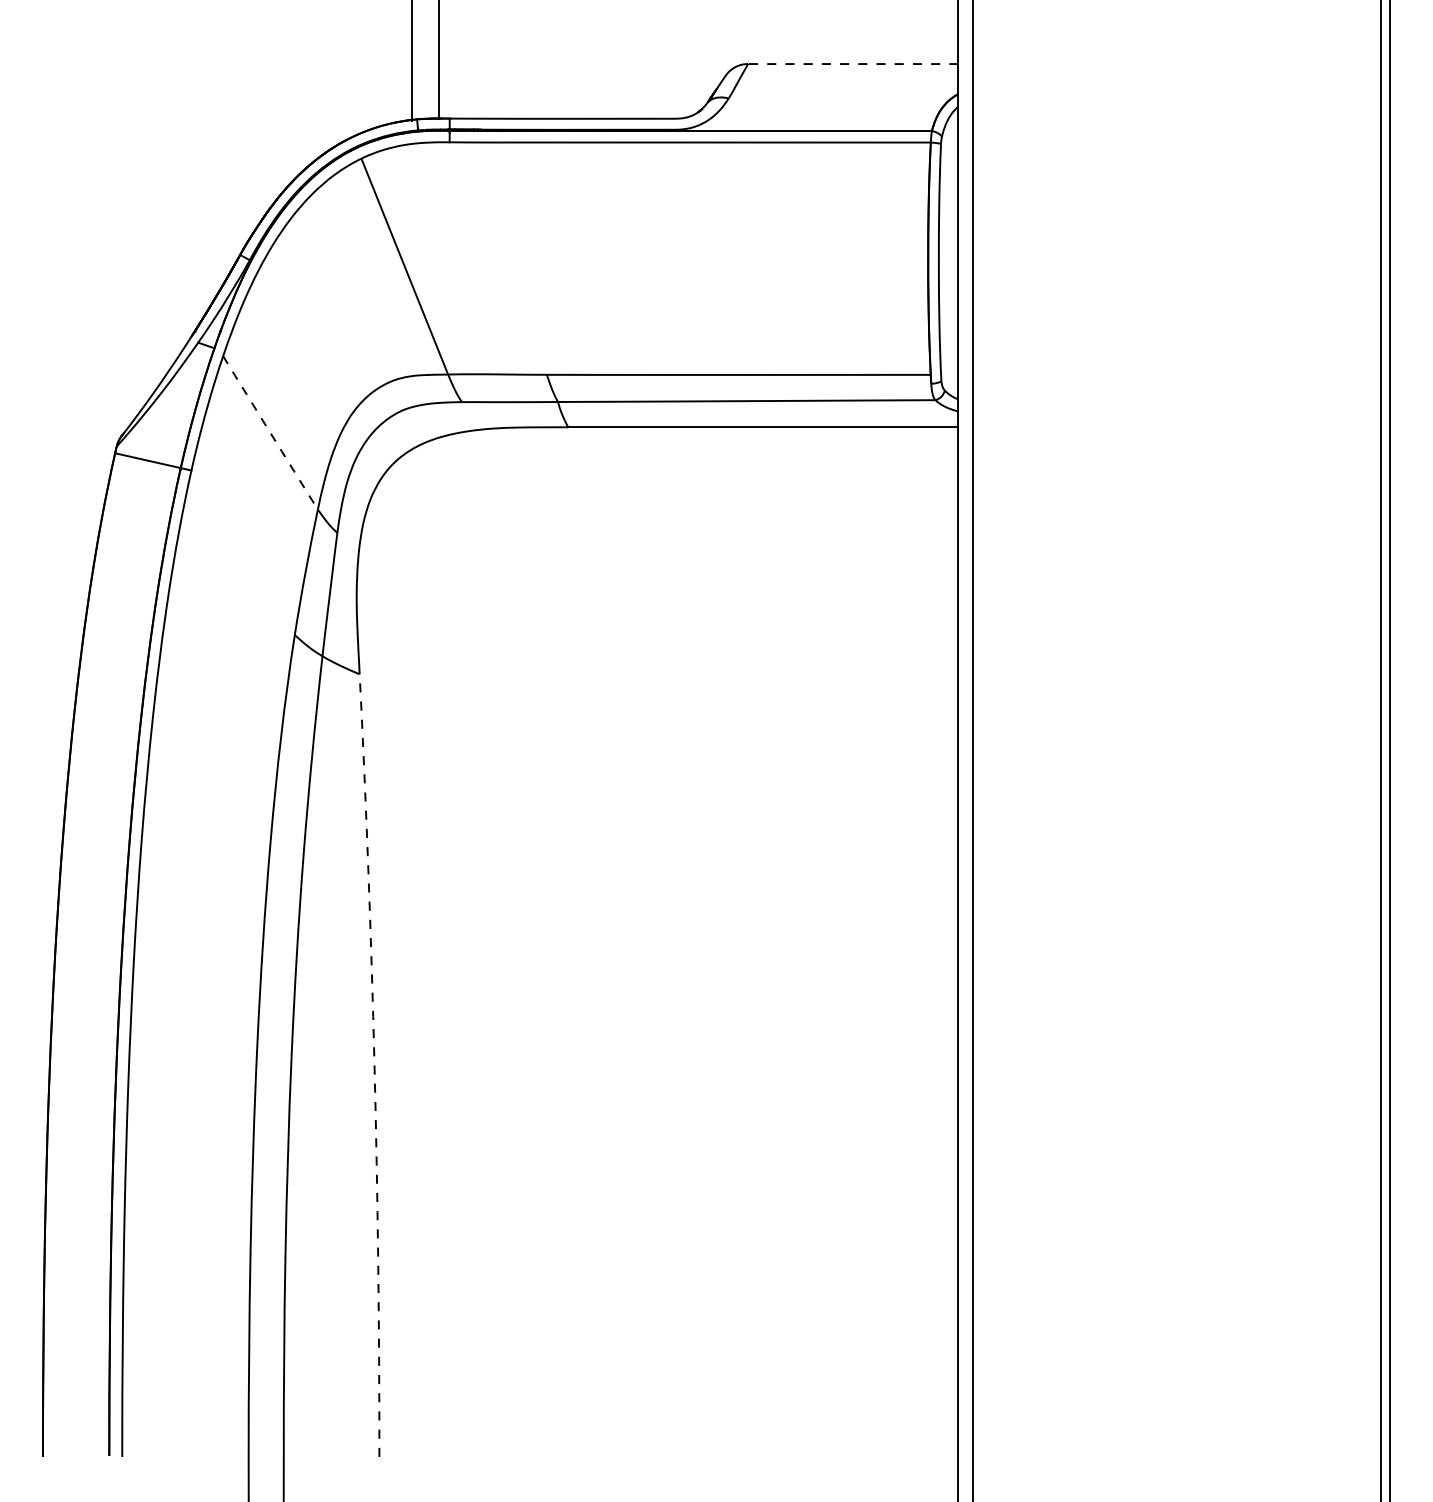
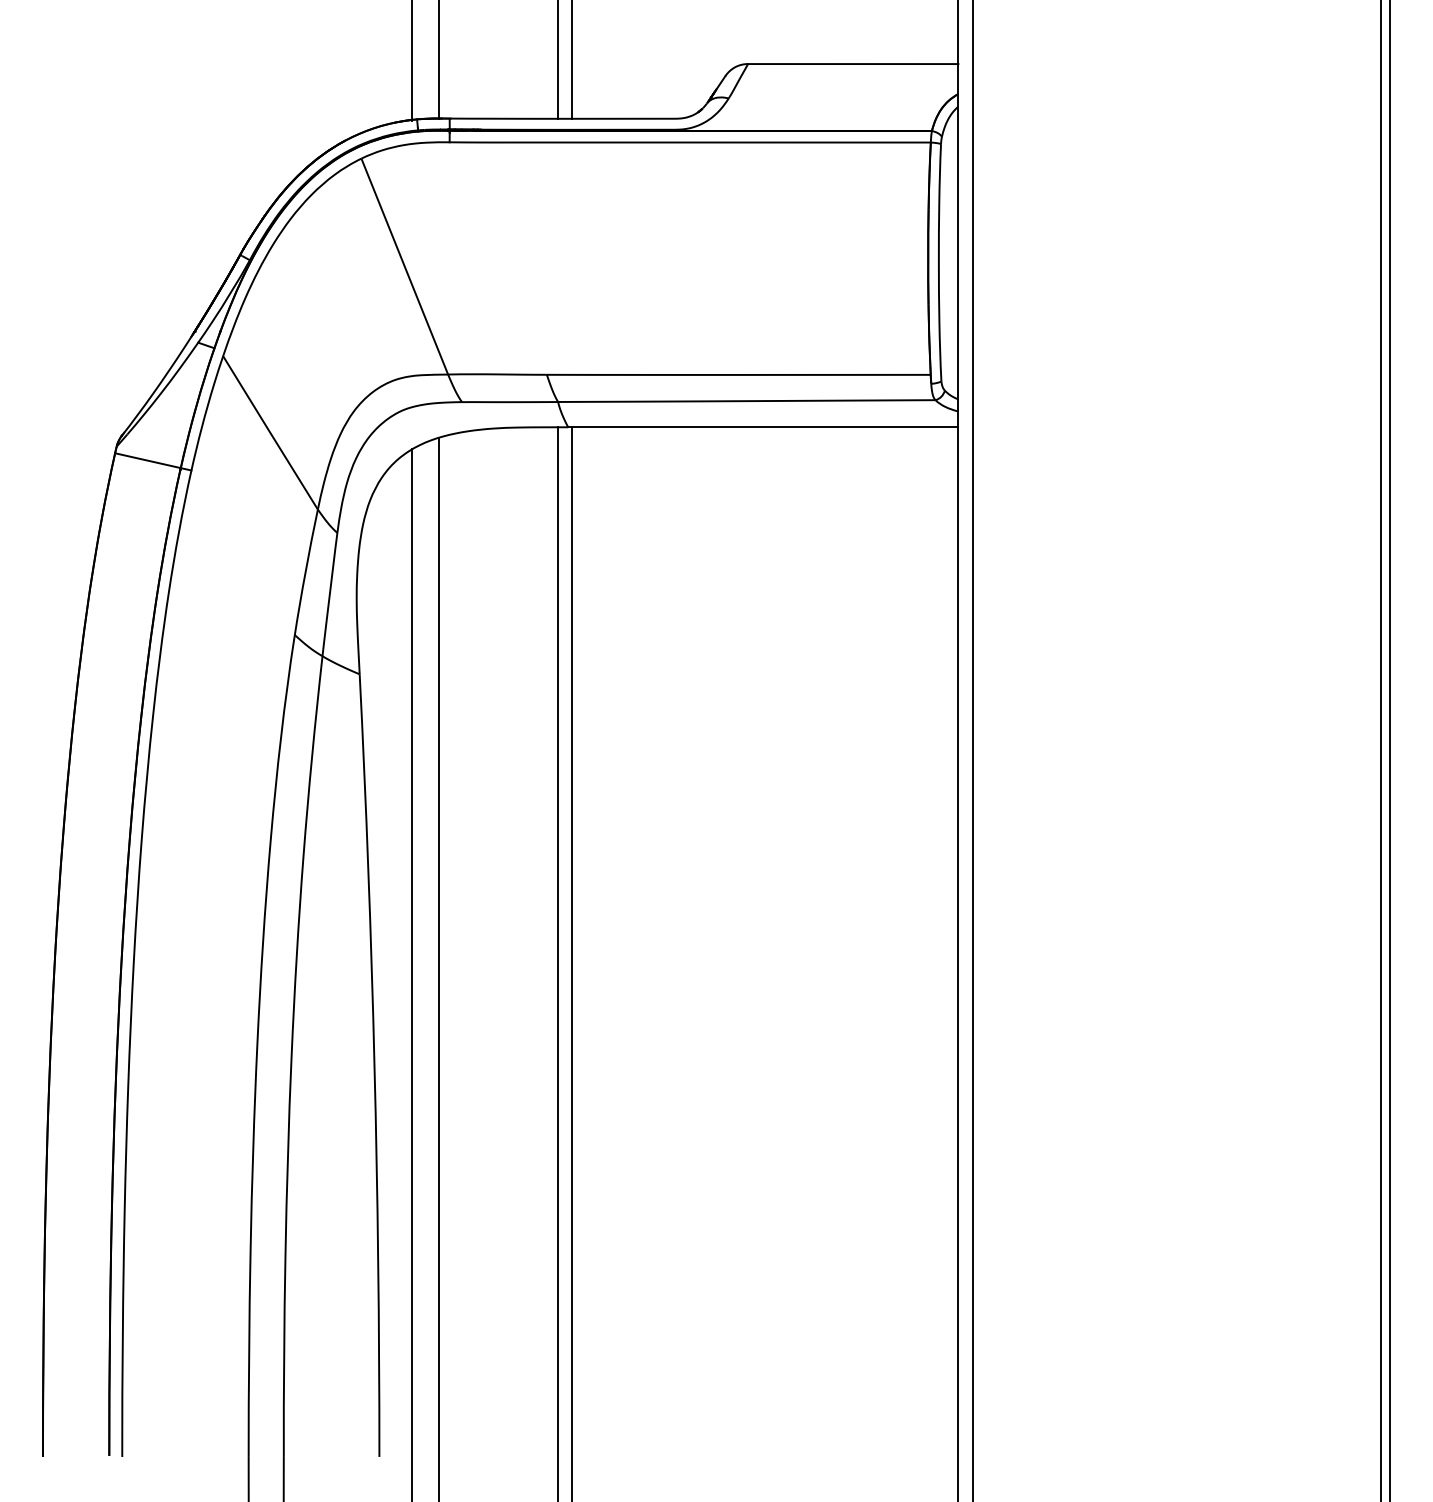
line: none -> present (557, 60)
line: none -> present (571, 60)
line: dashed -> solid (852, 64)
arc: dashed -> solid (270, 432)
line: none -> present (557, 962)
line: none -> present (571, 962)
line: none -> present (439, 967)
line: none -> present (412, 973)
arc: dashed -> solid (374, 1065)
